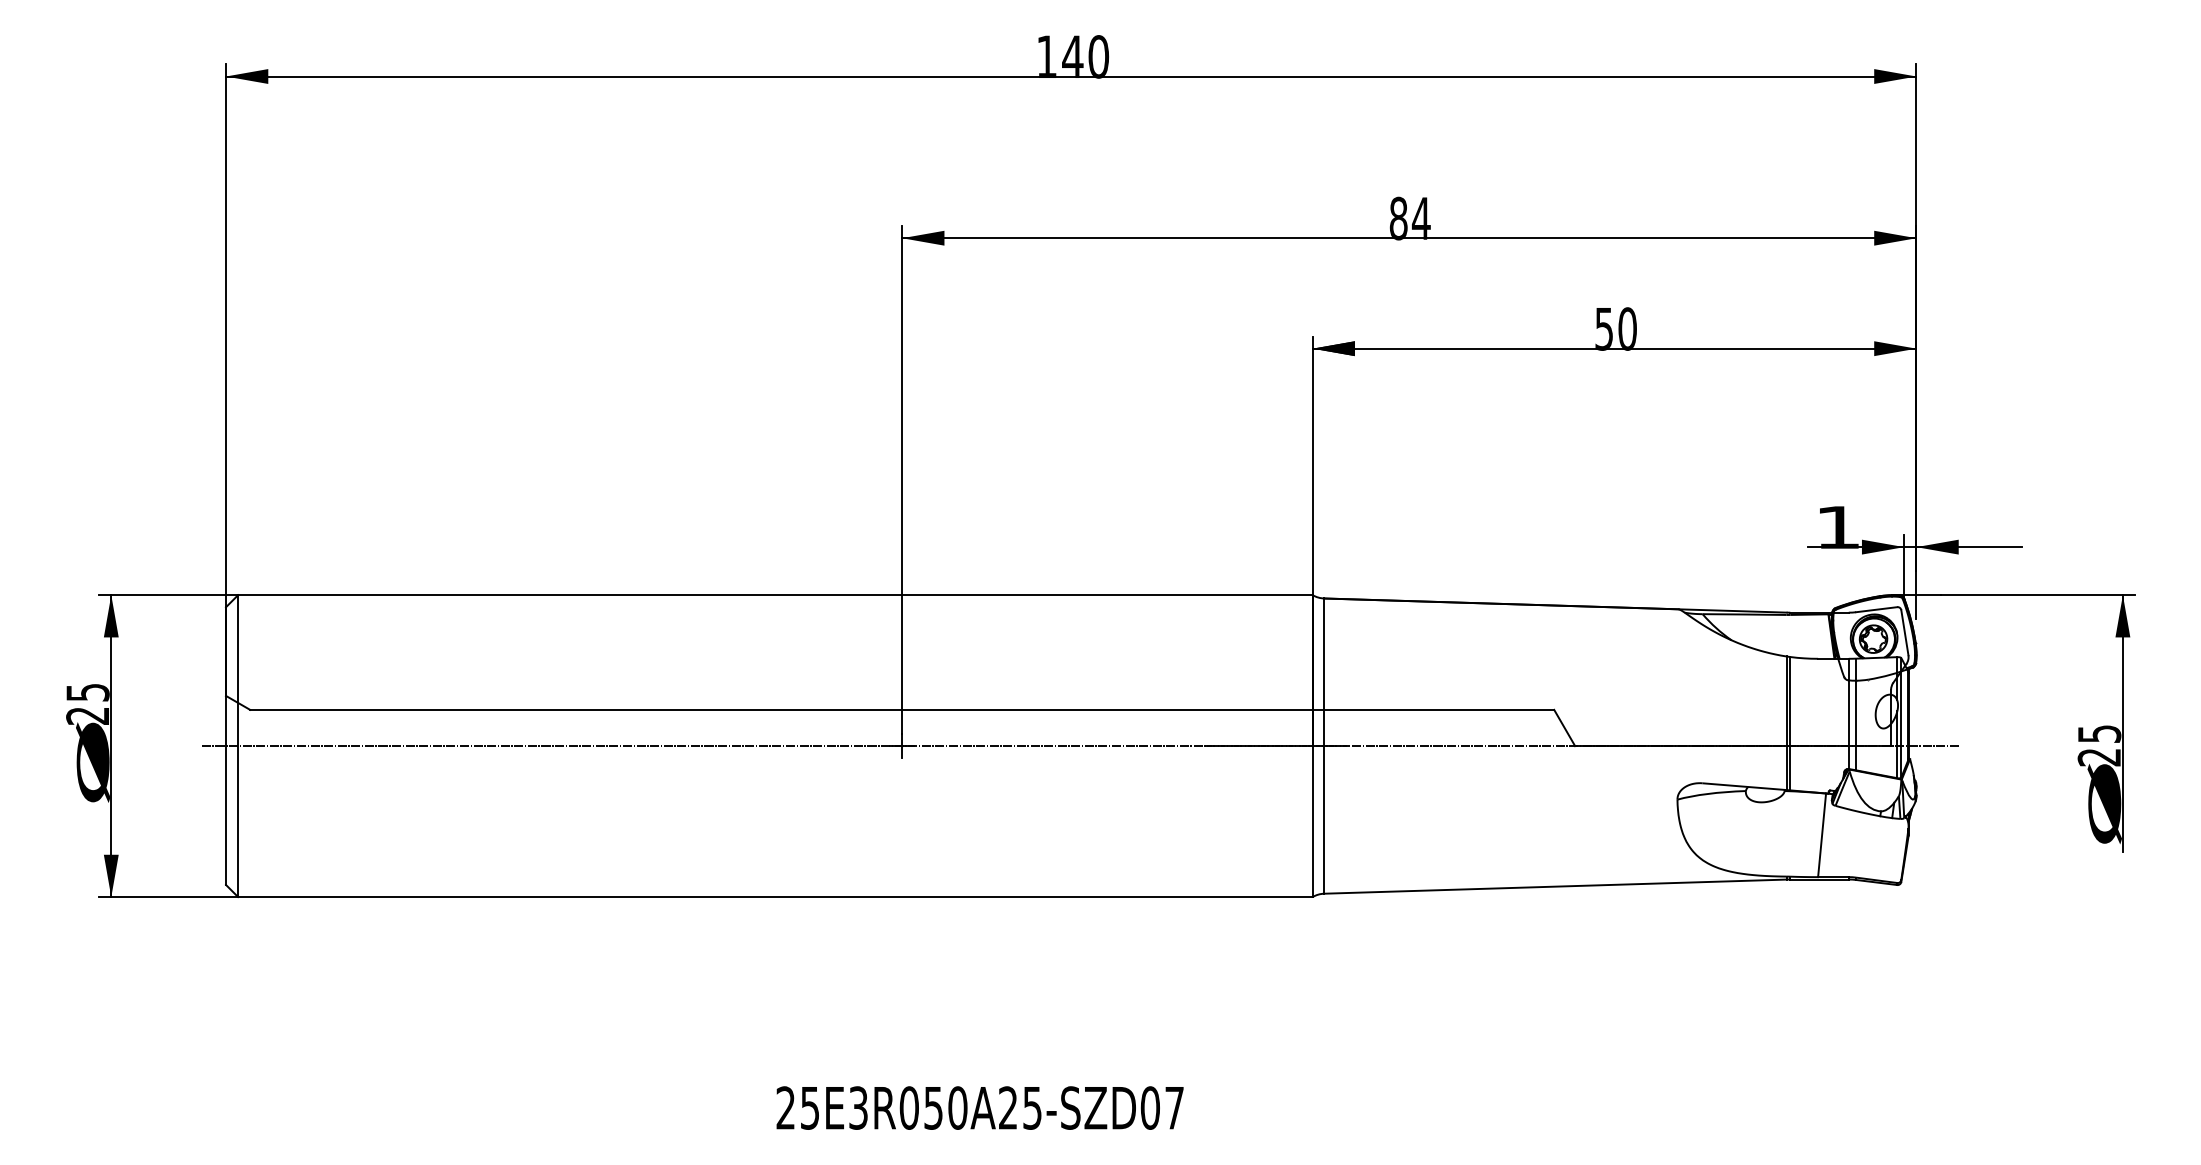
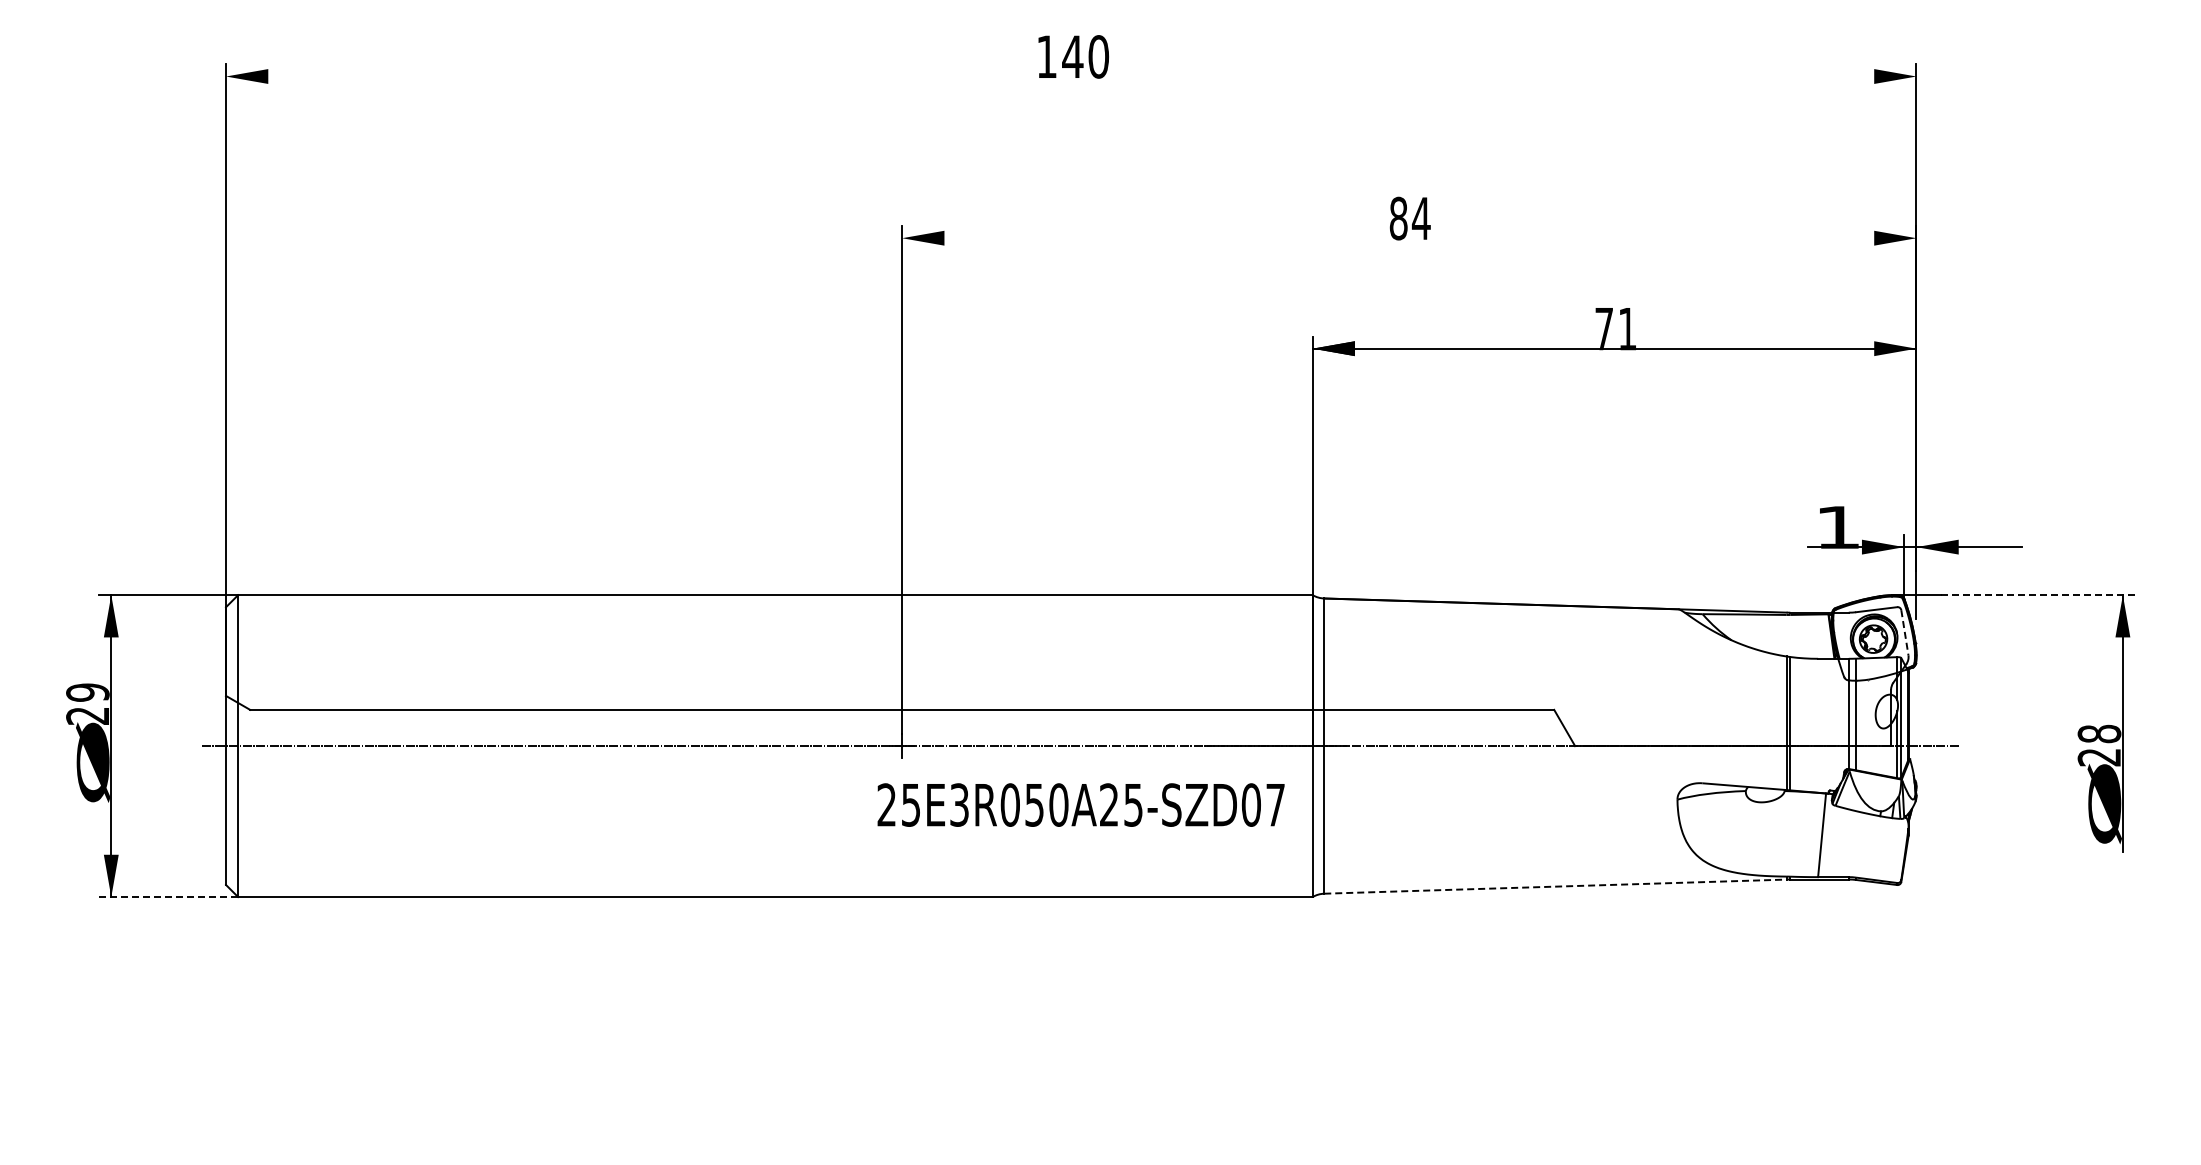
line: present -> none (1071, 76)
line: present -> none (1409, 238)
text: 50 -> 71 (1615, 328)
line: solid -> dashed (2038, 595)
line: solid -> dashed (1904, 632)
text: 25 -> 29 (87, 692)
text: 25 -> 28 (2099, 733)
line: solid -> dashed (1555, 886)
line: solid -> dashed (168, 897)
text position: (979, 1107) -> (1080, 804) (1080, 804)
